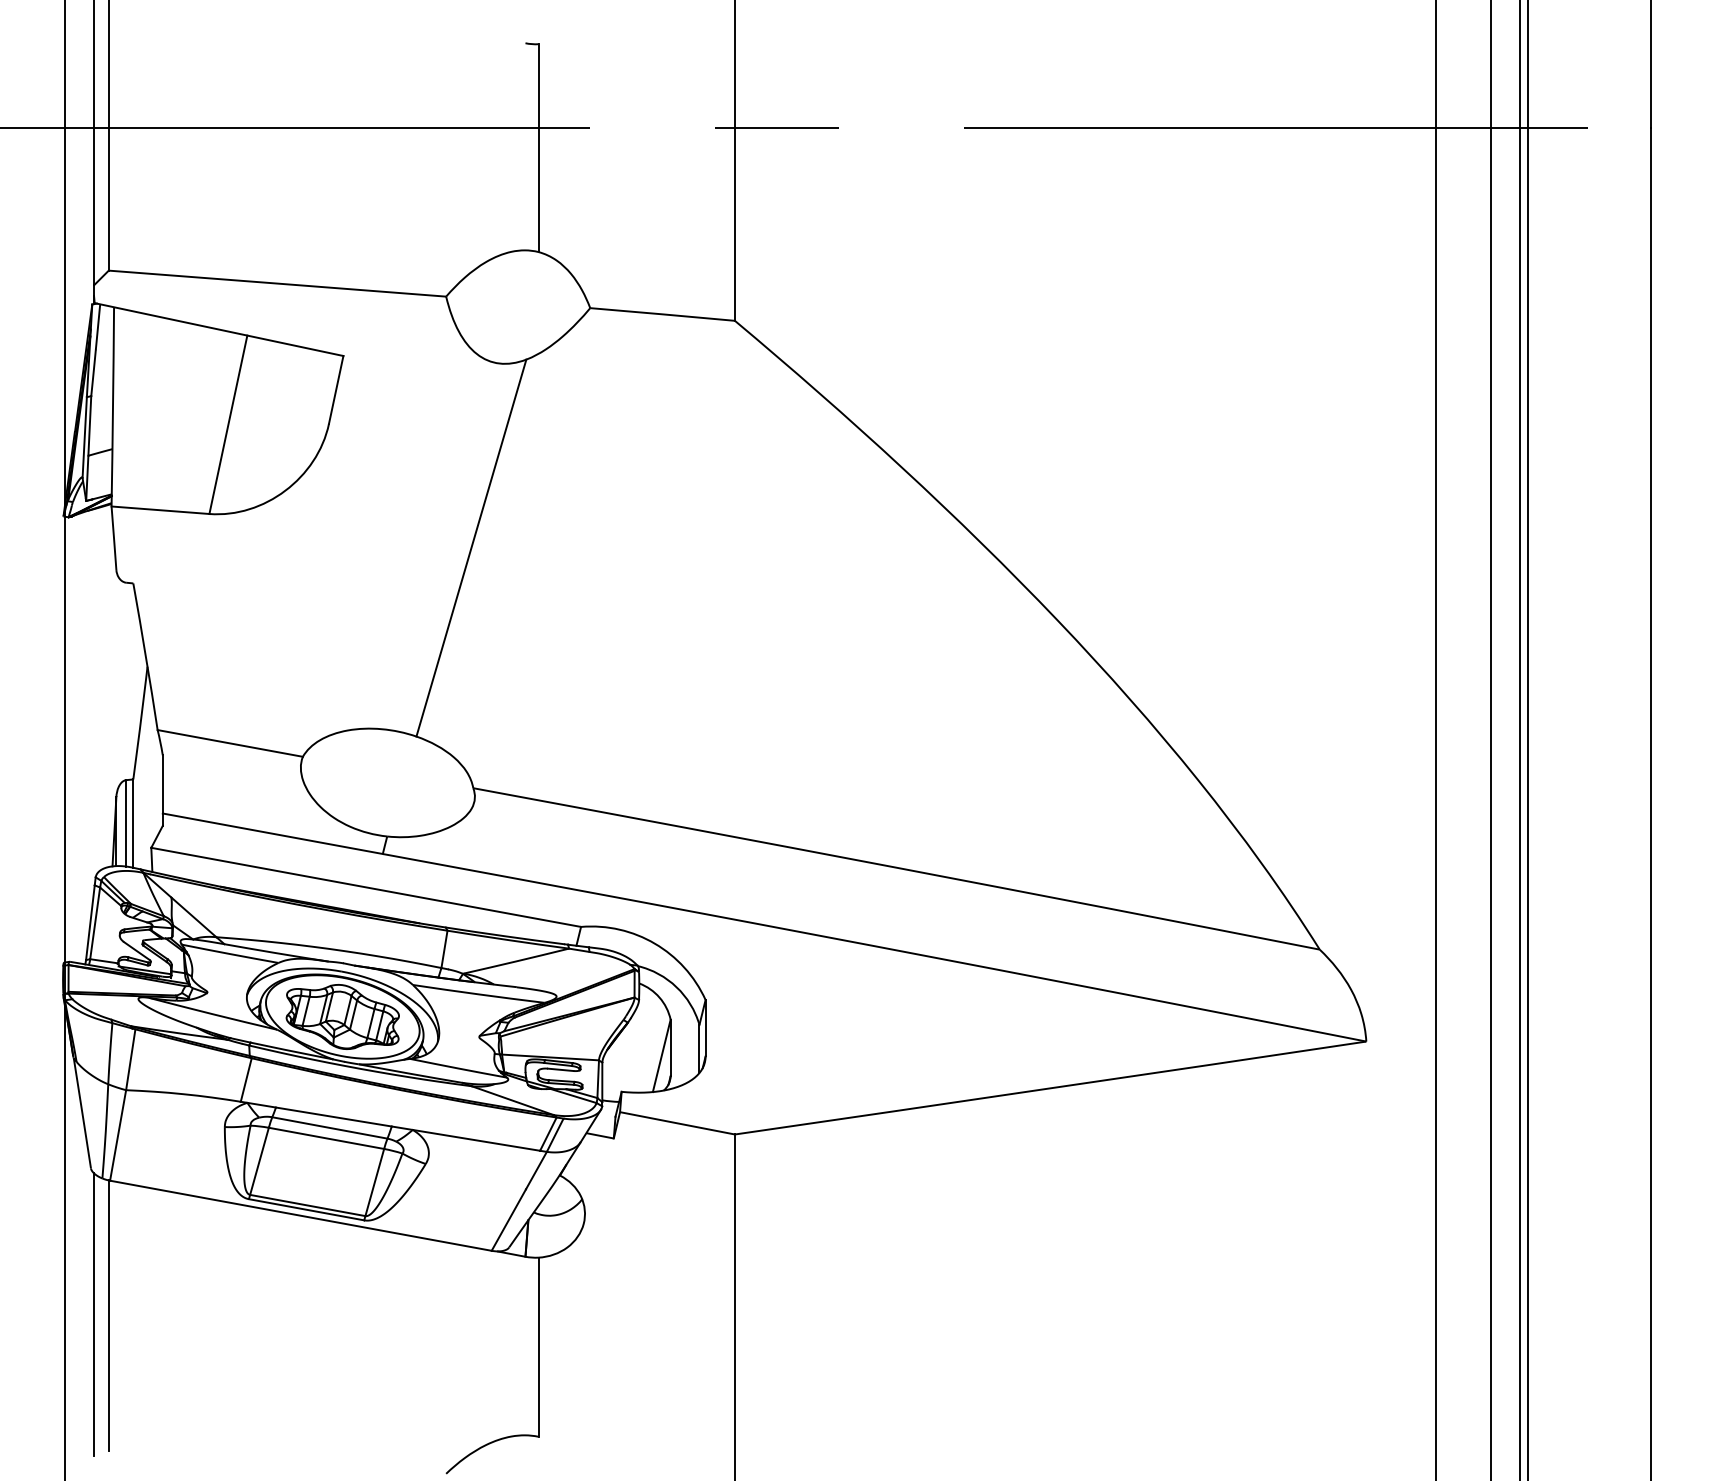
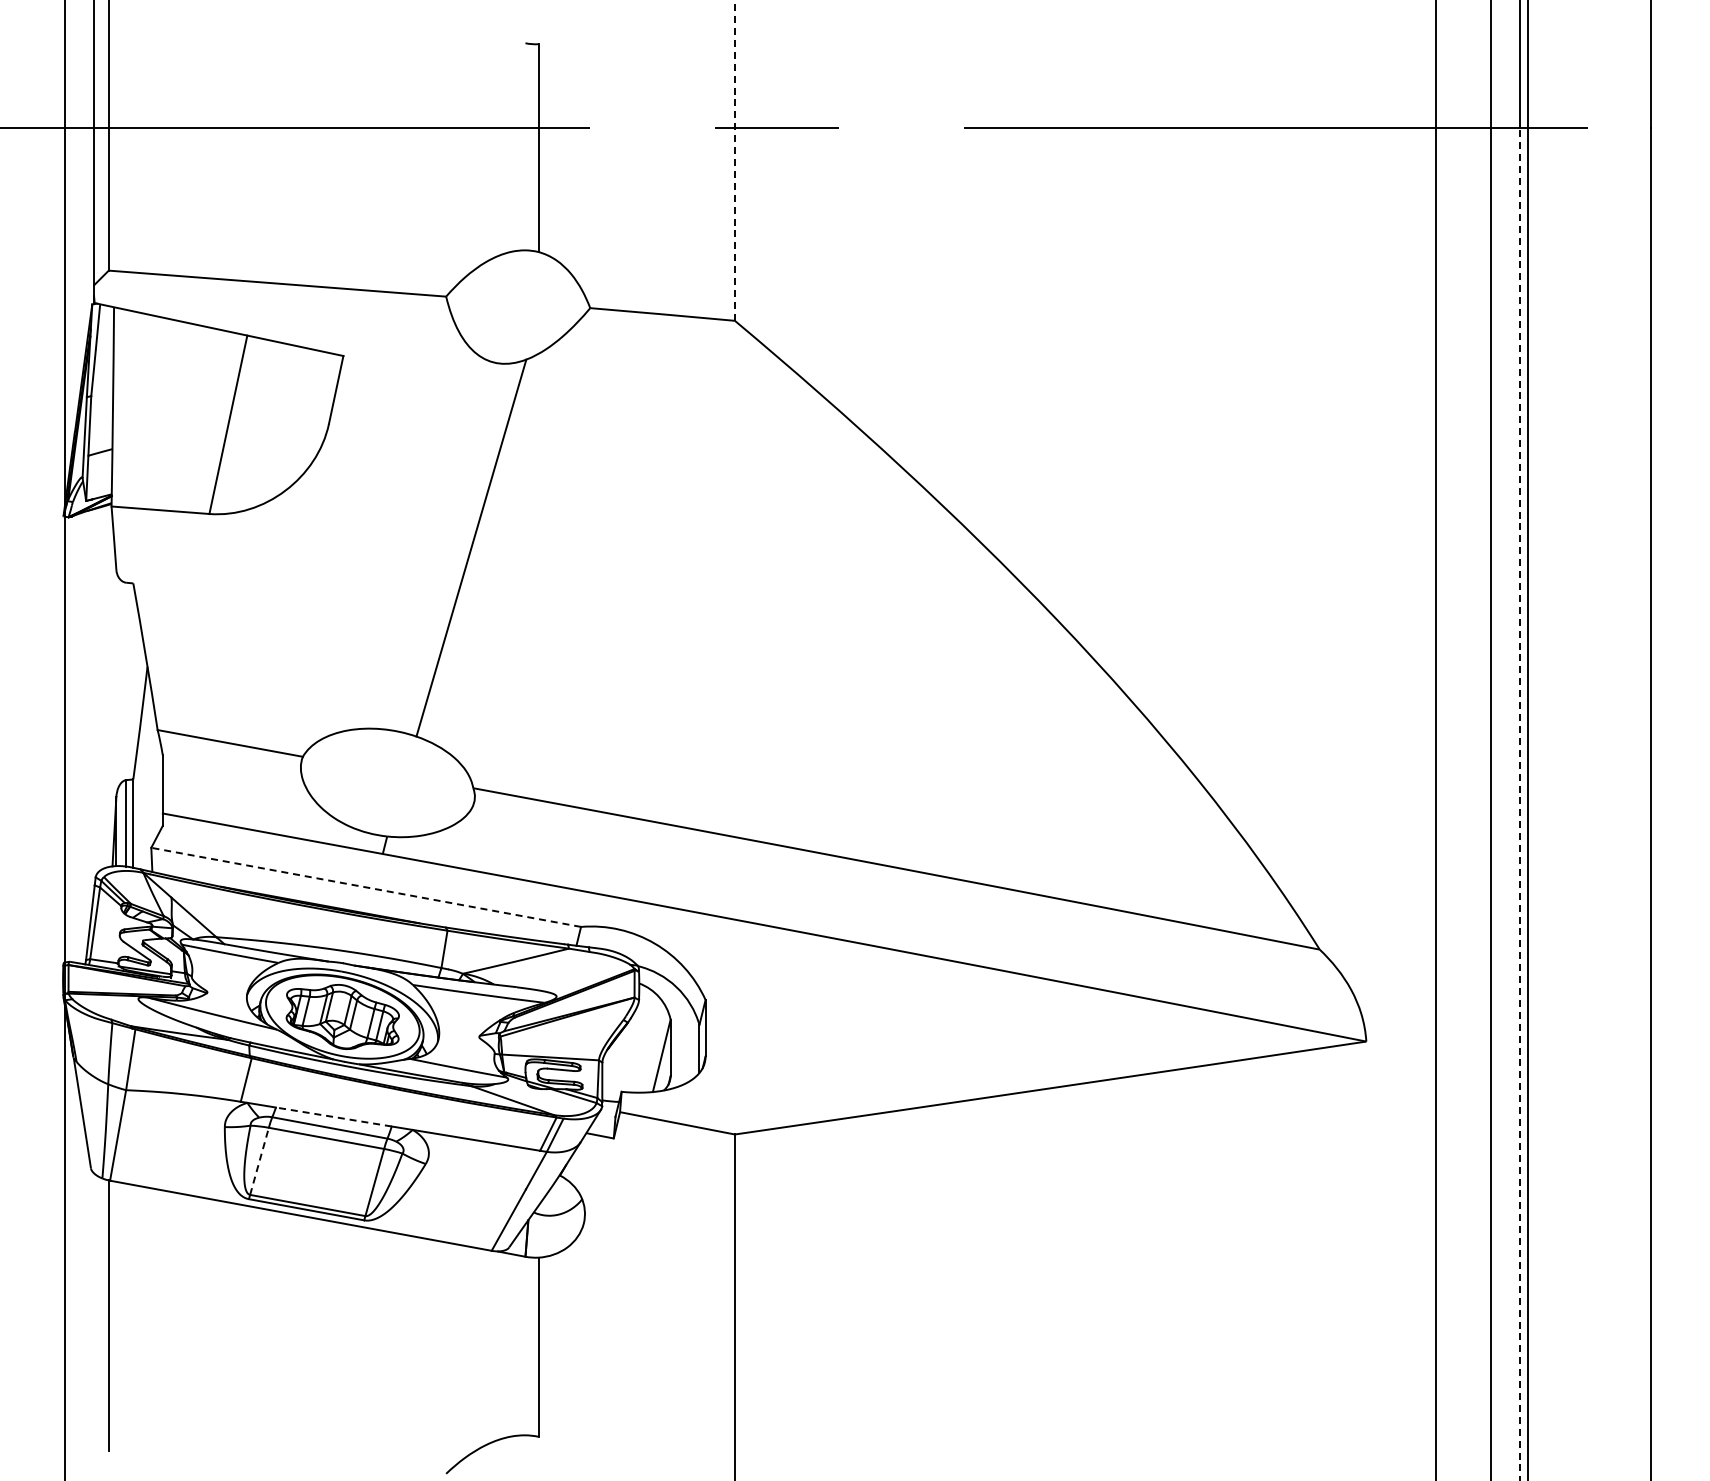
line: solid -> dashed (734, 160)
line: solid -> dashed (1520, 803)
line: solid -> dashed (365, 887)
line: solid -> dashed (333, 1117)
line: solid -> dashed (259, 1161)
line: present -> none (94, 1314)
